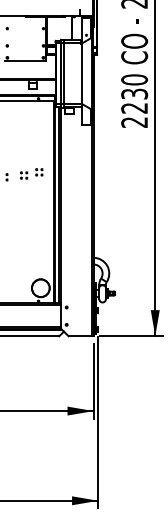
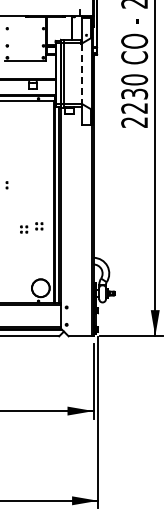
line: solid -> dashed (81, 74)
part position: (31, 173) -> (31, 227) (31, 227)
part position: (6, 177) -> (6, 185) (6, 185)
